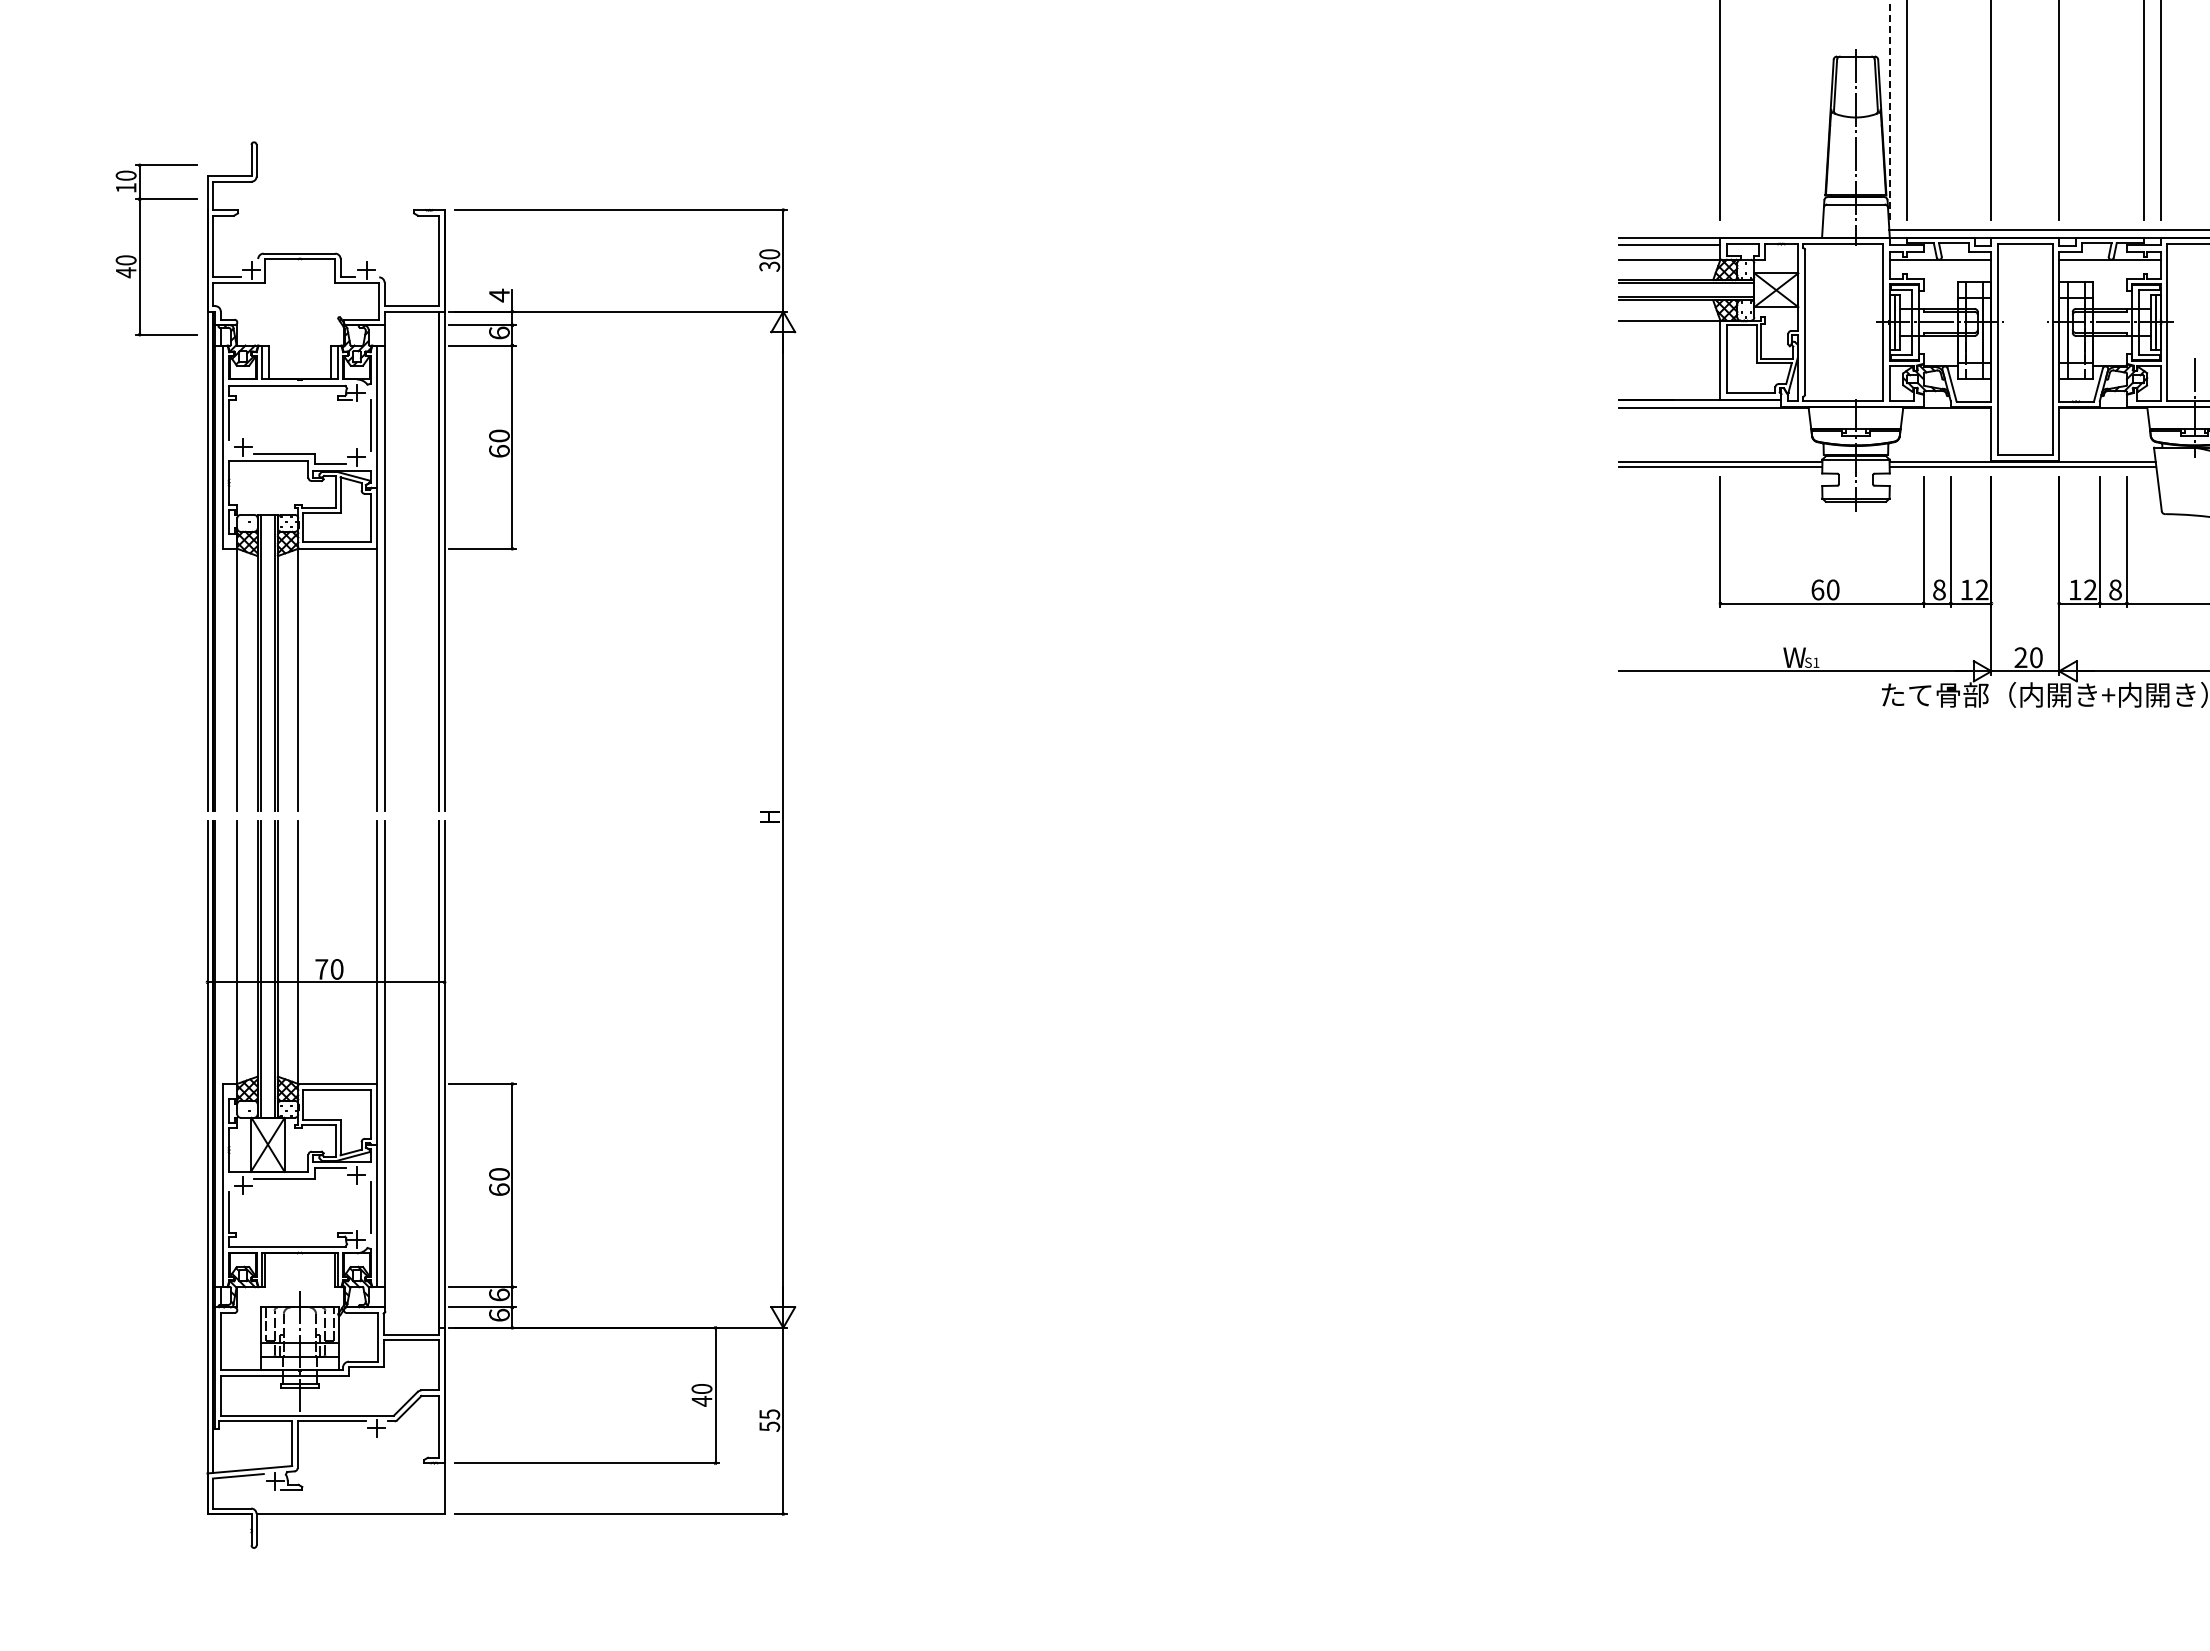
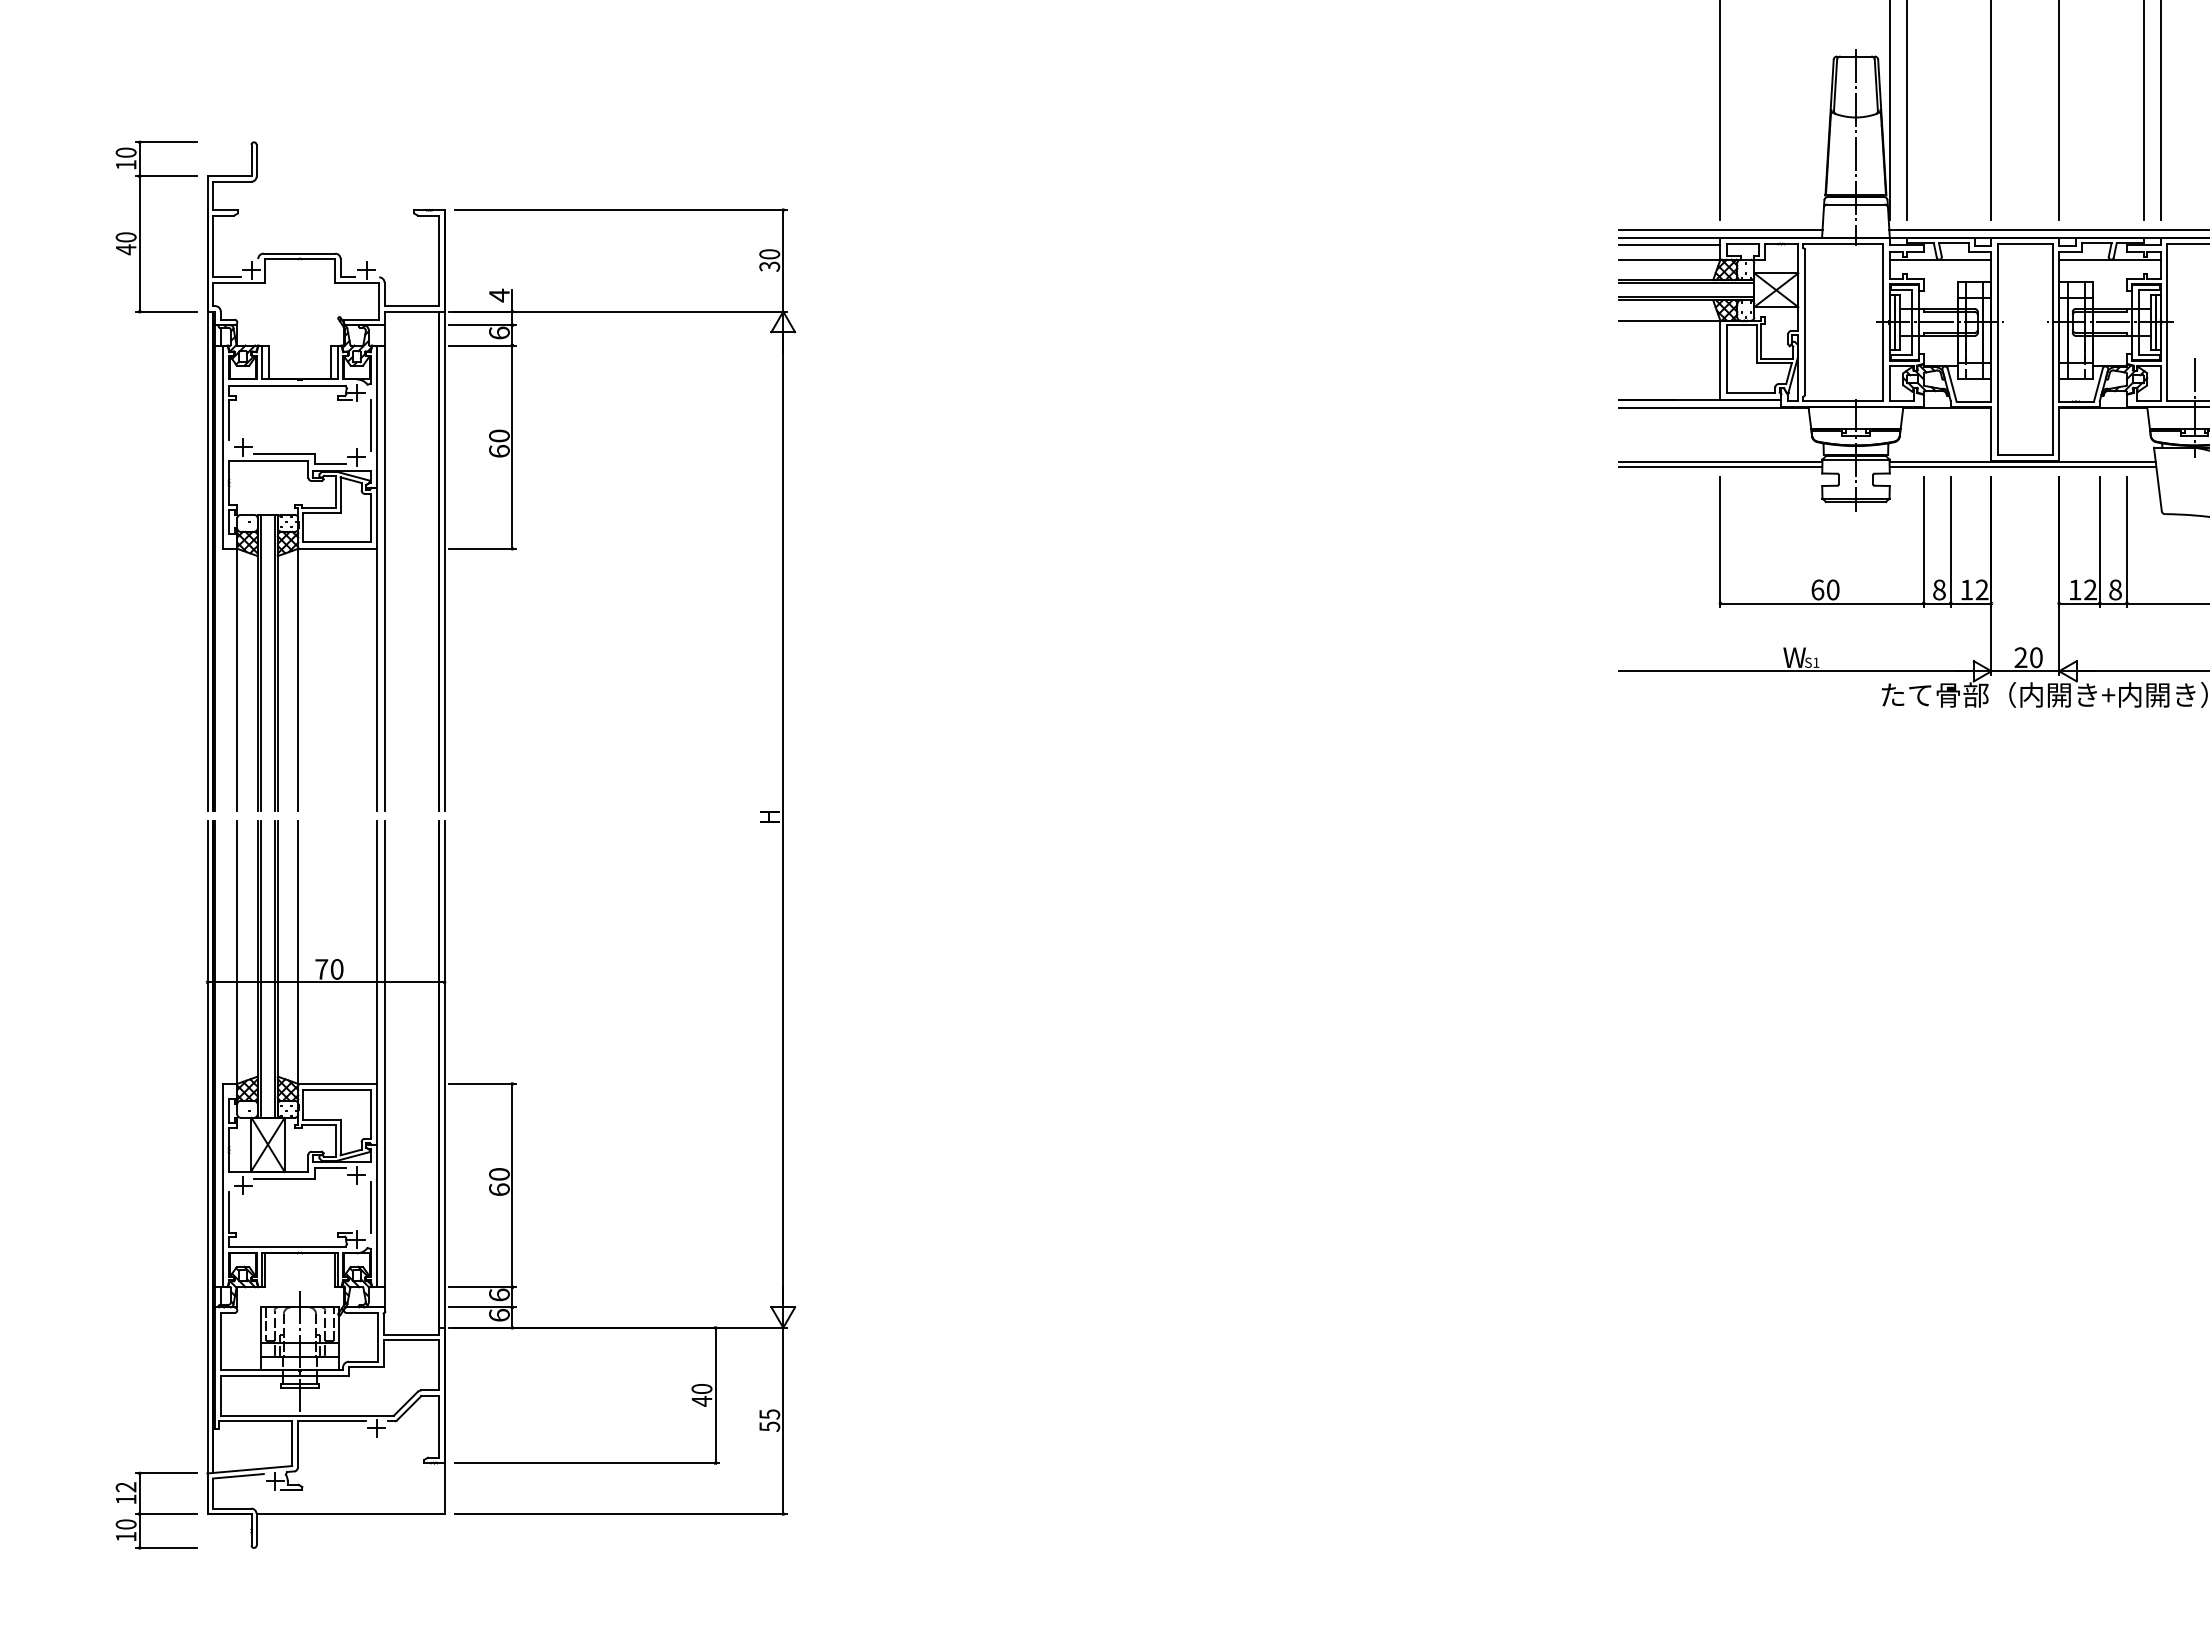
line: dashed -> solid (1889, 110)
line: none -> present (1720, 229)
part position: (140, 249) -> (140, 226) (140, 226)
part: none -> present (156, 1510)
